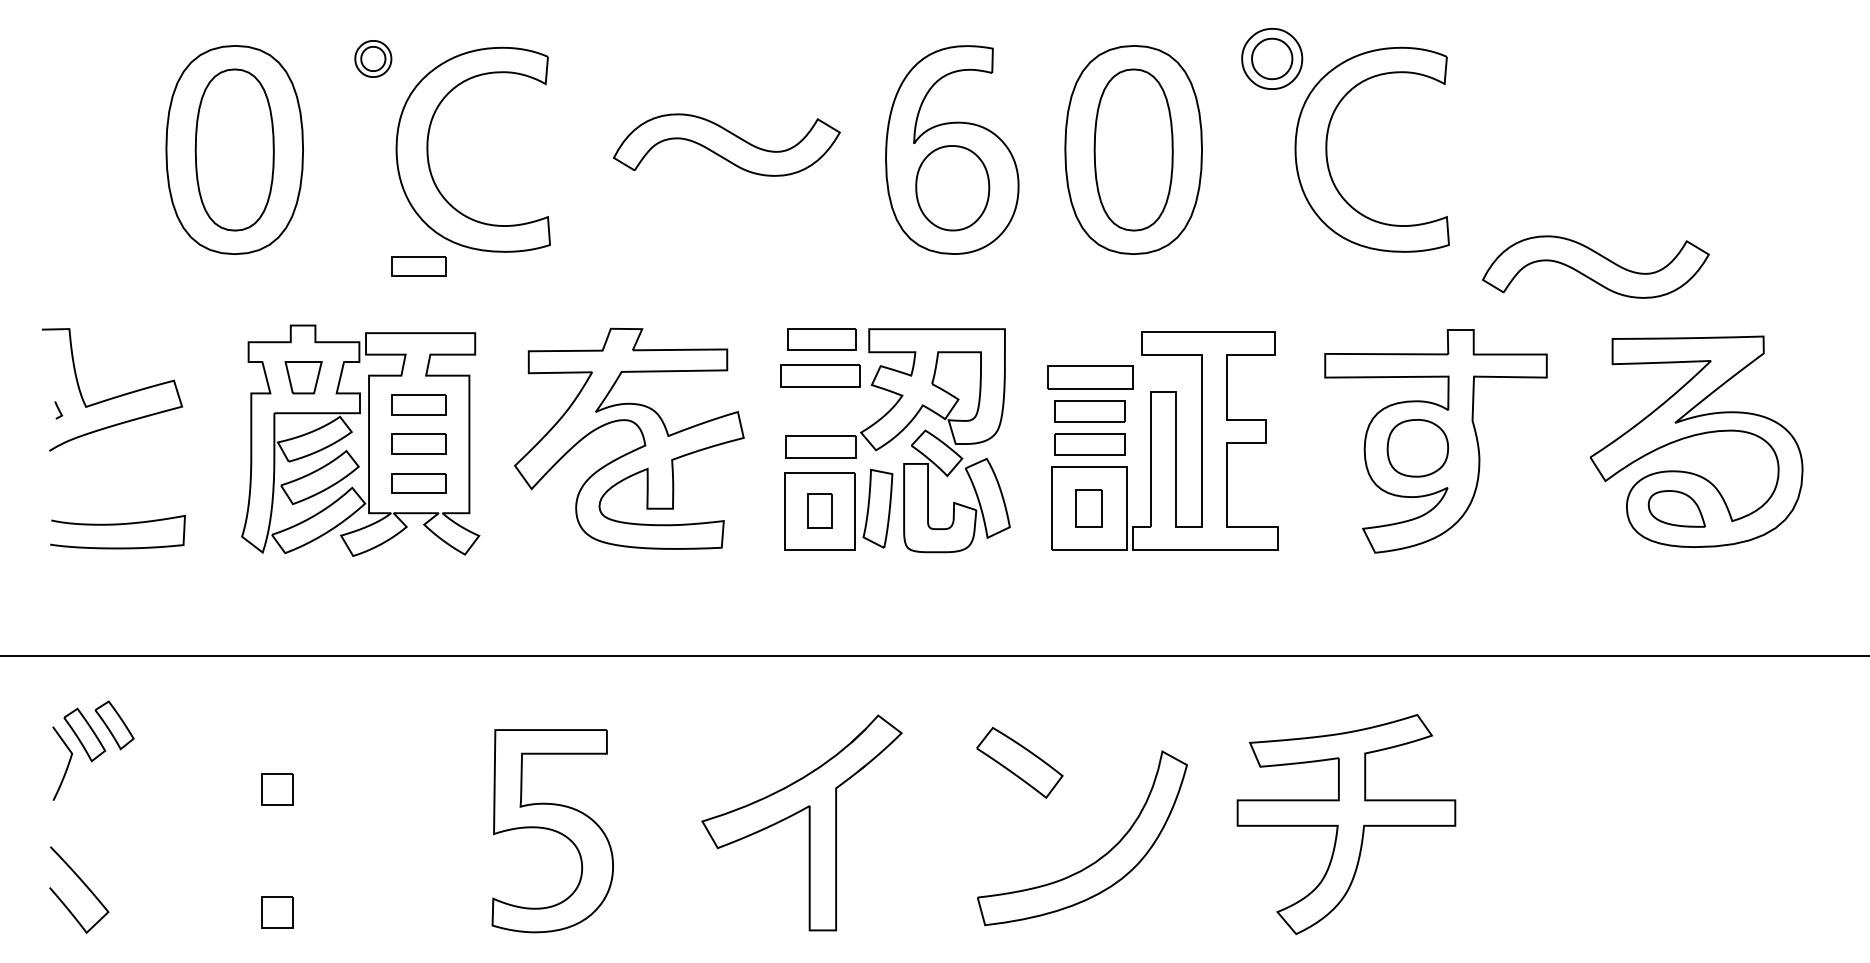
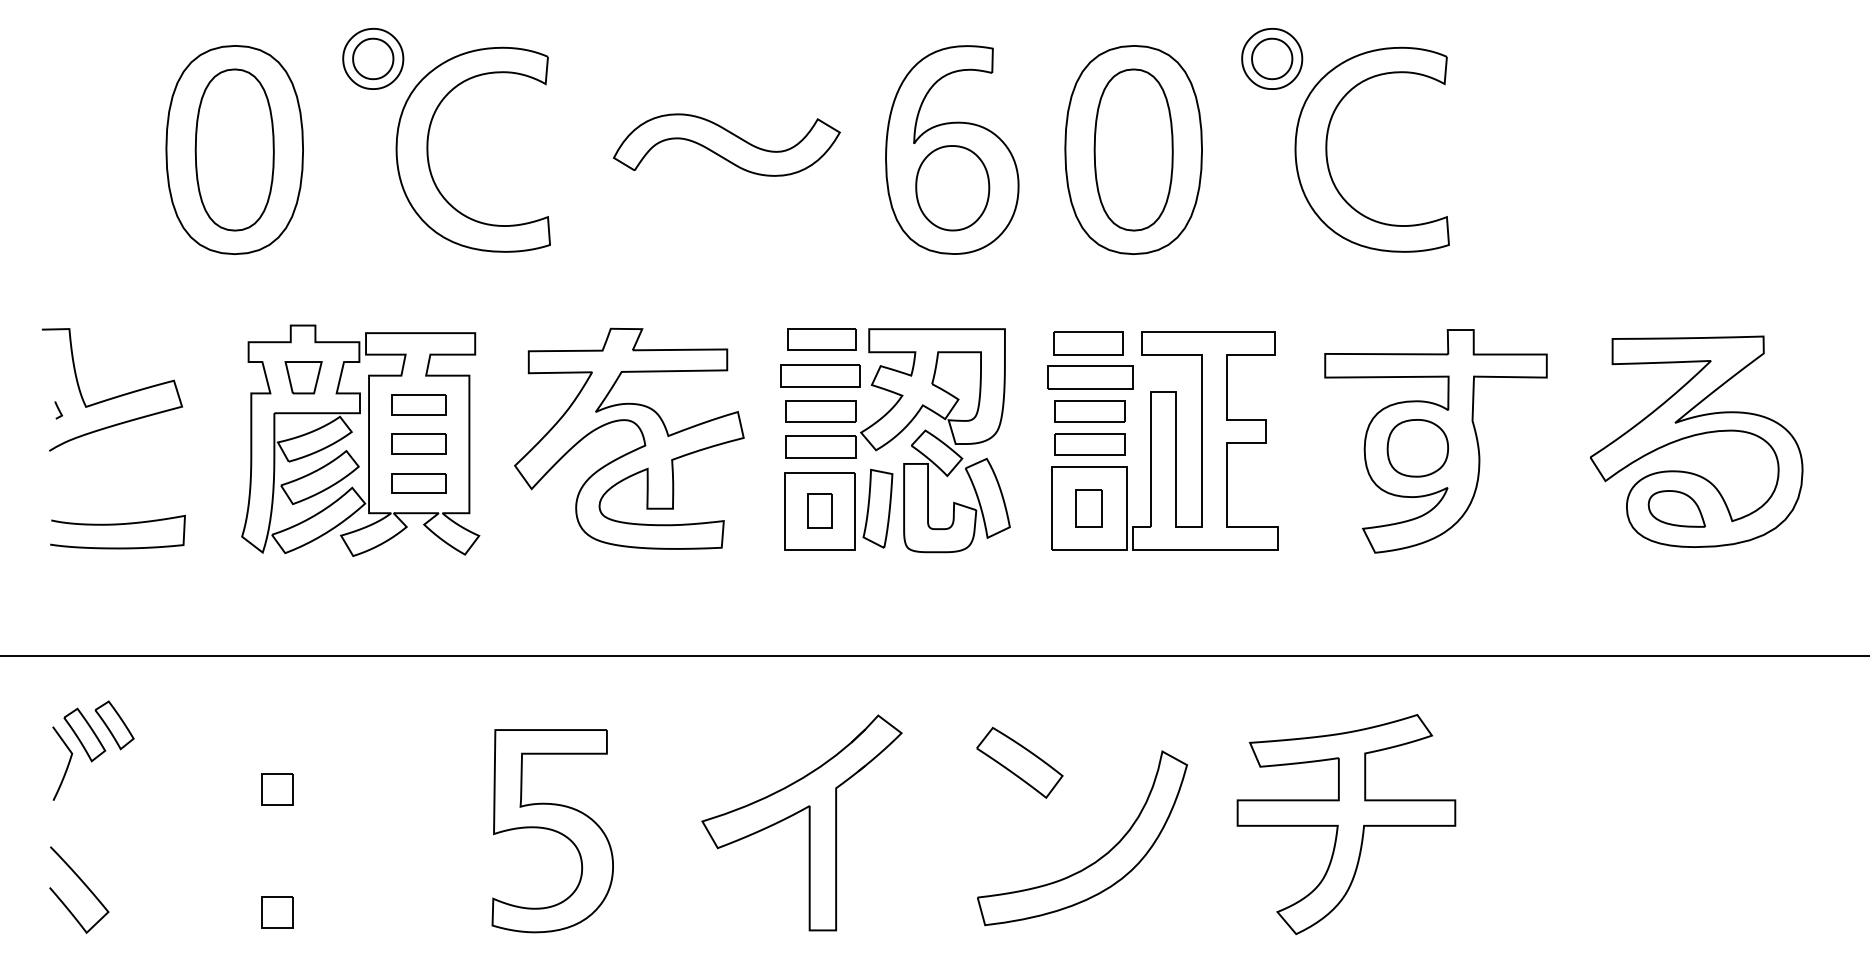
part size: 39x38 px -> 63x62 px (373, 58)
part: present -> none (418, 266)
part: present -> none (1595, 266)
part: none -> present (1088, 343)
part: none -> present (820, 411)
